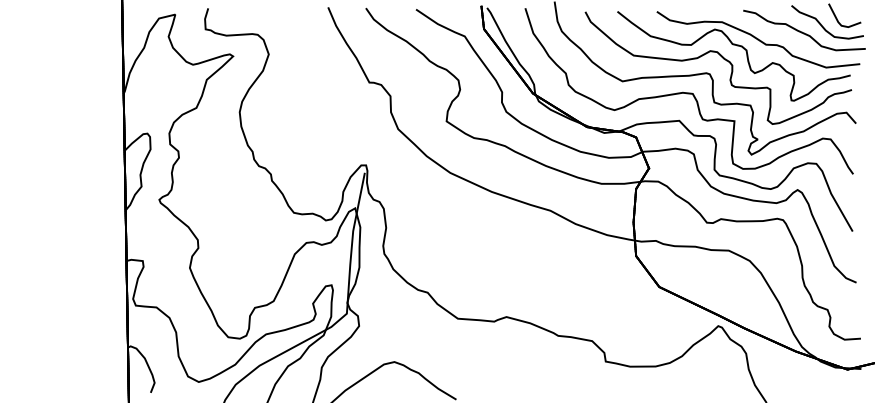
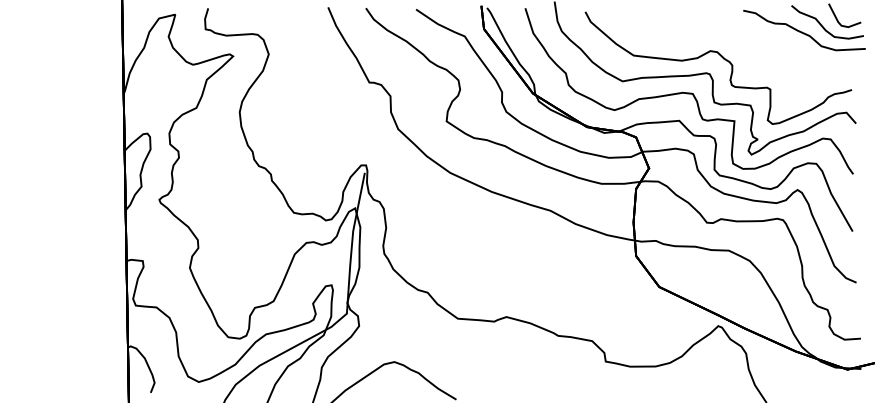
part: present -> none (746, 56)
